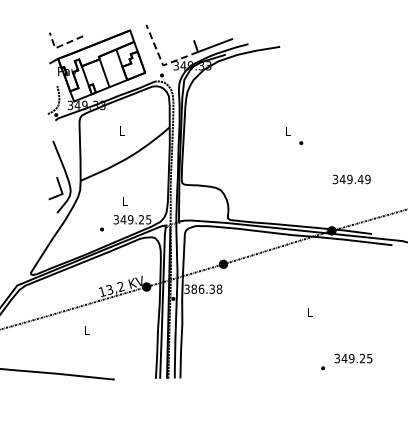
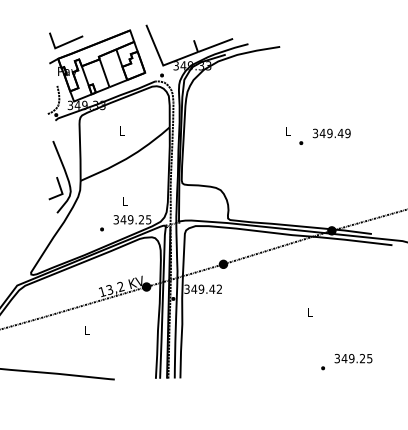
line: dashed -> solid (60, 45)
line: dashed -> solid (162, 62)
text position: (351, 179) -> (331, 133) (331, 133)
text: 386.38 -> 349.42 (206, 288)
